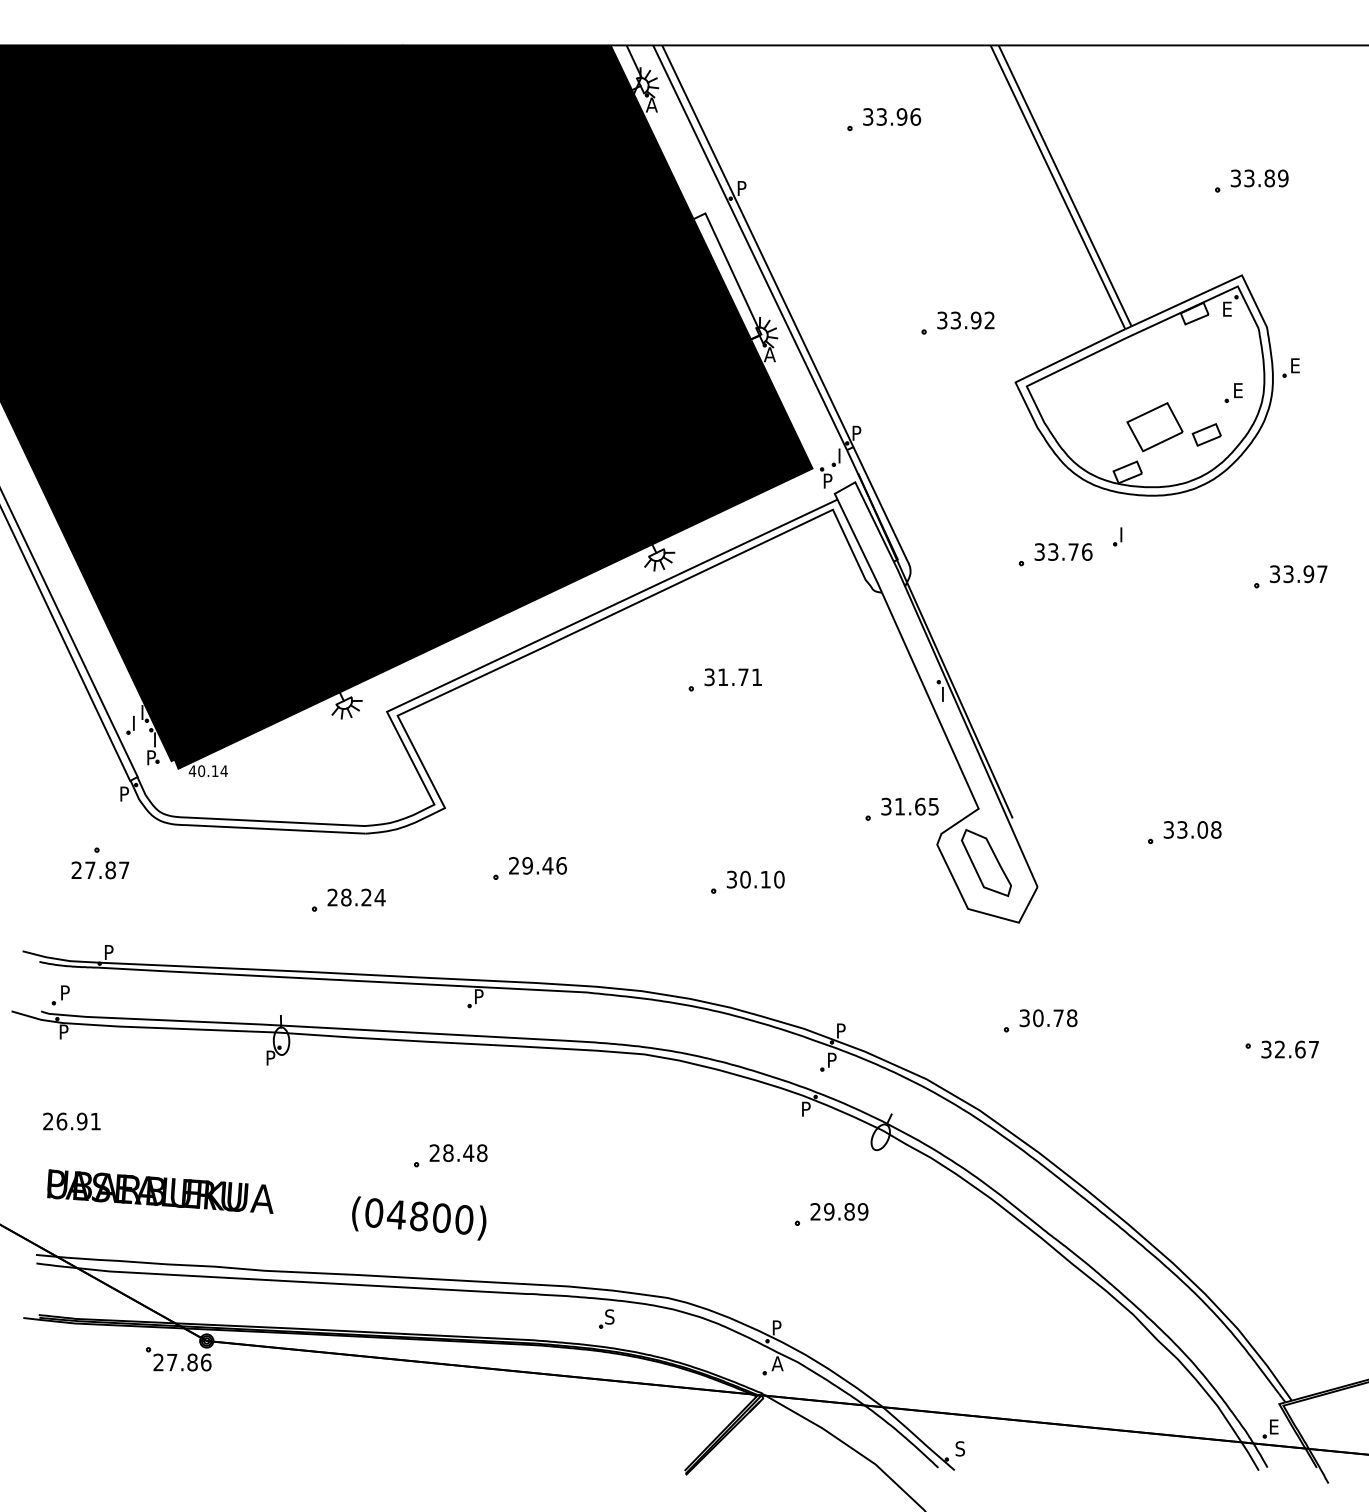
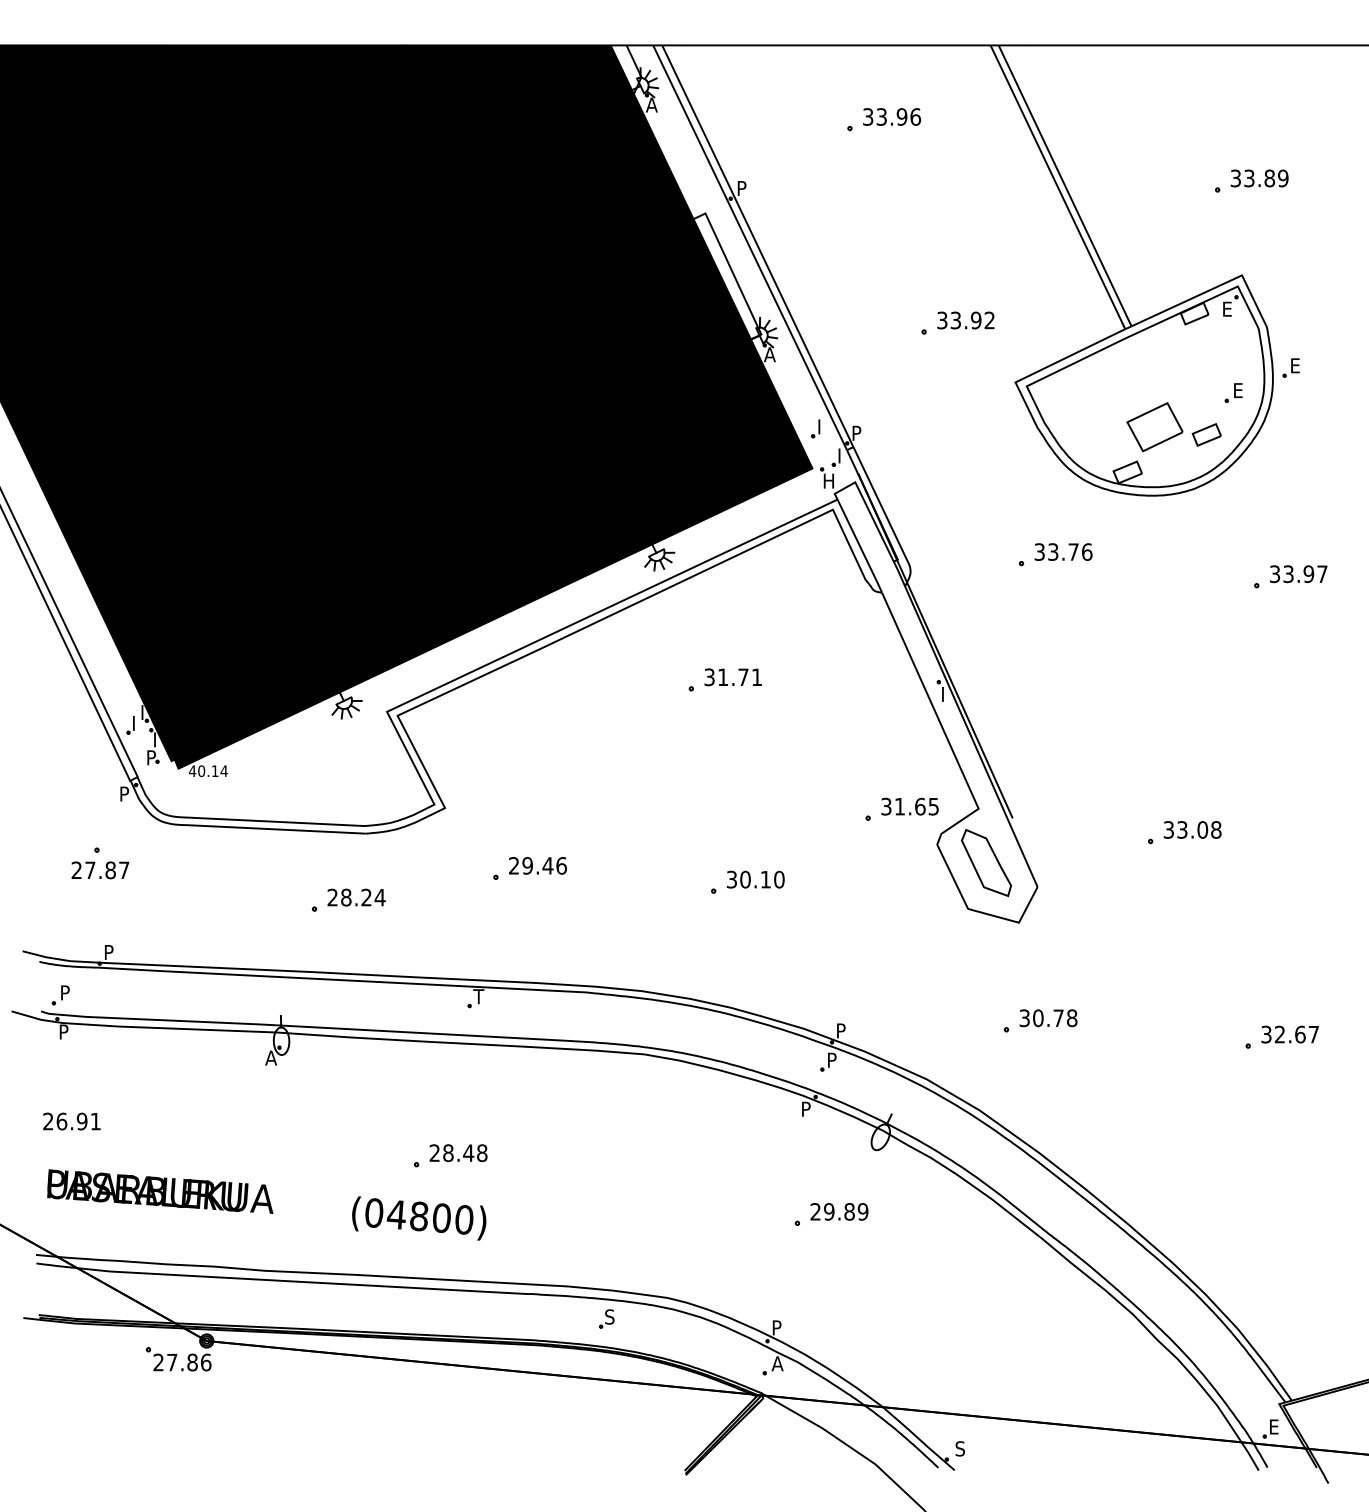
text: P -> H (829, 480)
part position: (1117, 536) -> (815, 428) (815, 428)
text: P -> T (478, 996)
text position: (1289, 1049) -> (1289, 1034) (1289, 1034)
text: P -> A (271, 1057)
